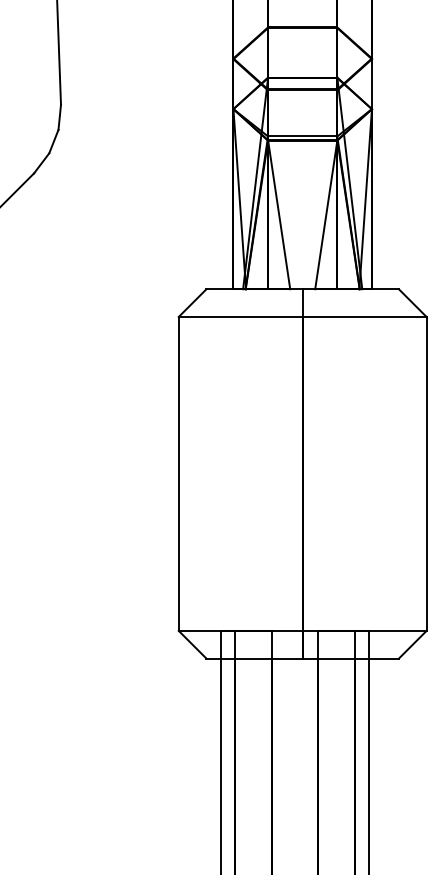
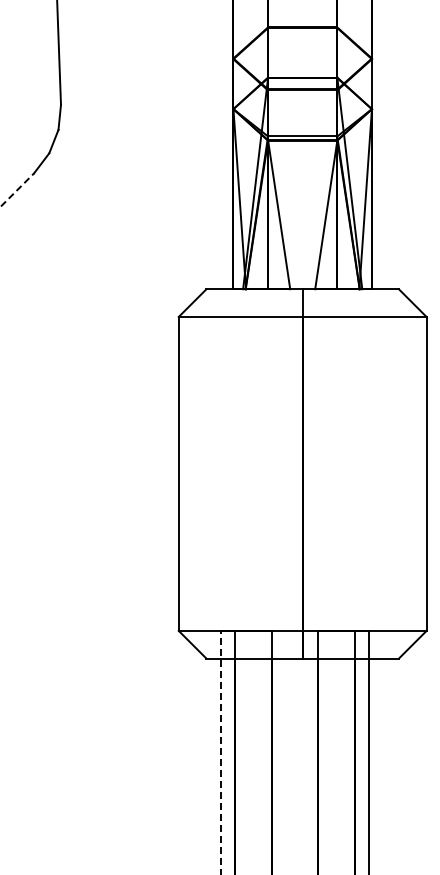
line: solid -> dashed (17, 190)
line: solid -> dashed (221, 752)
